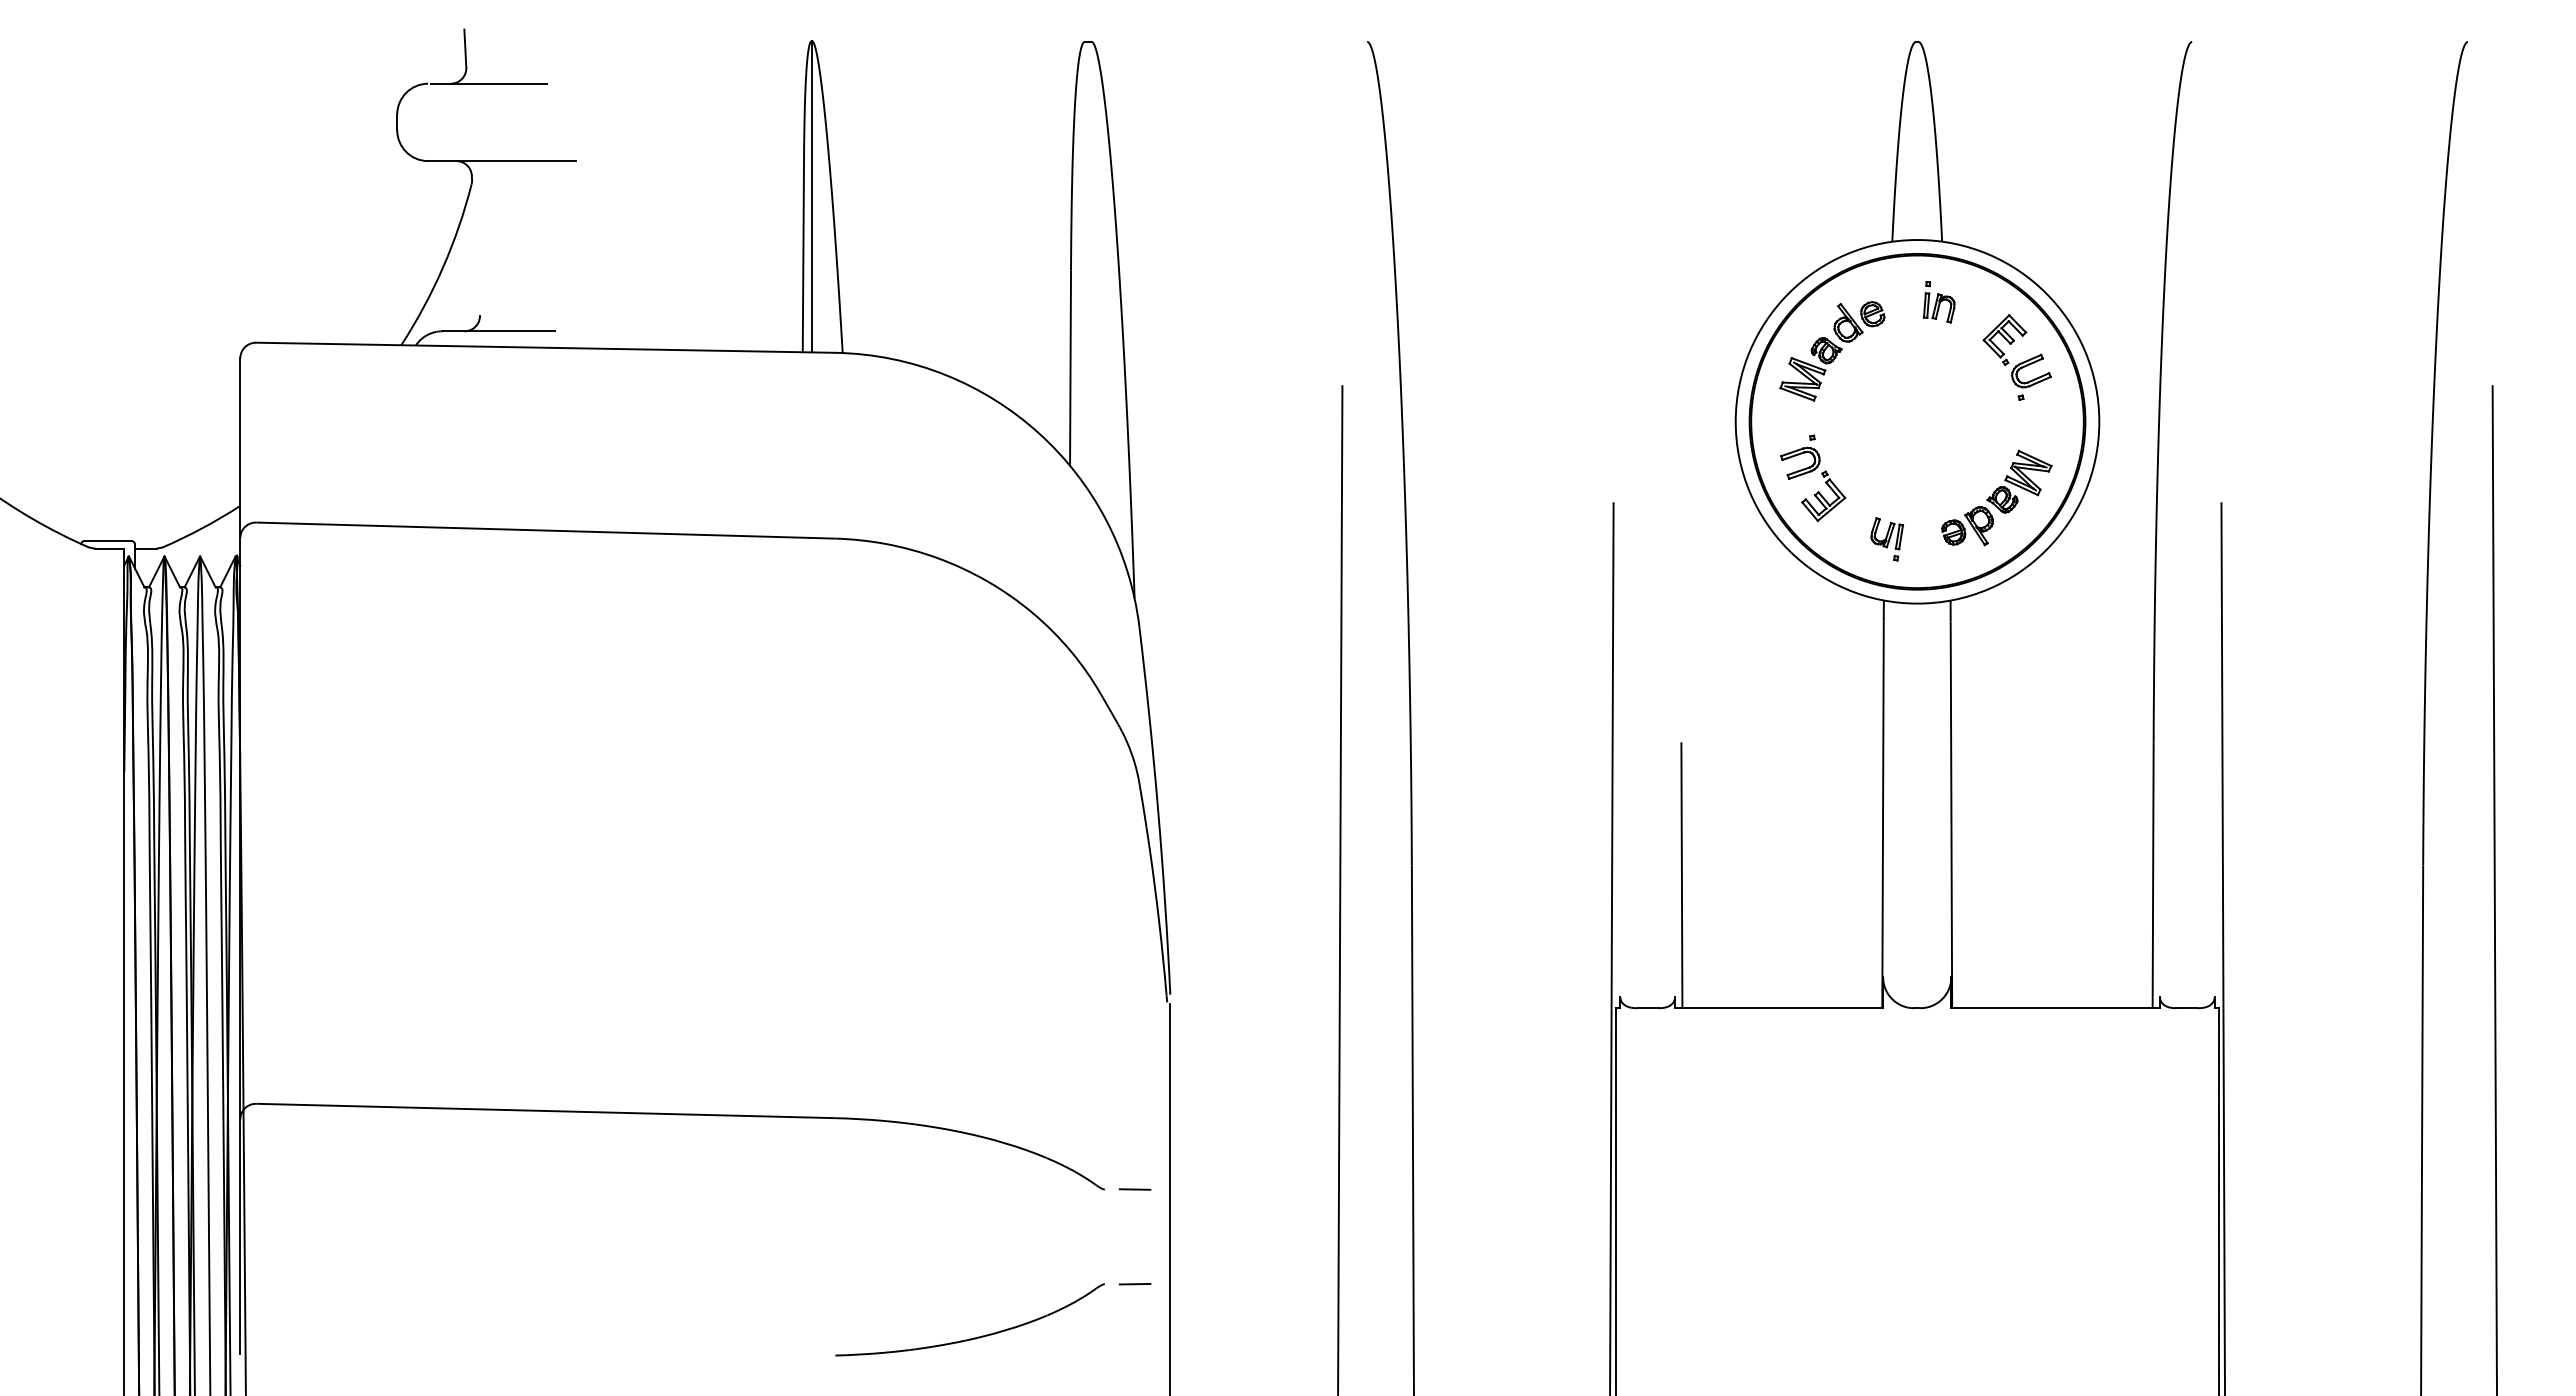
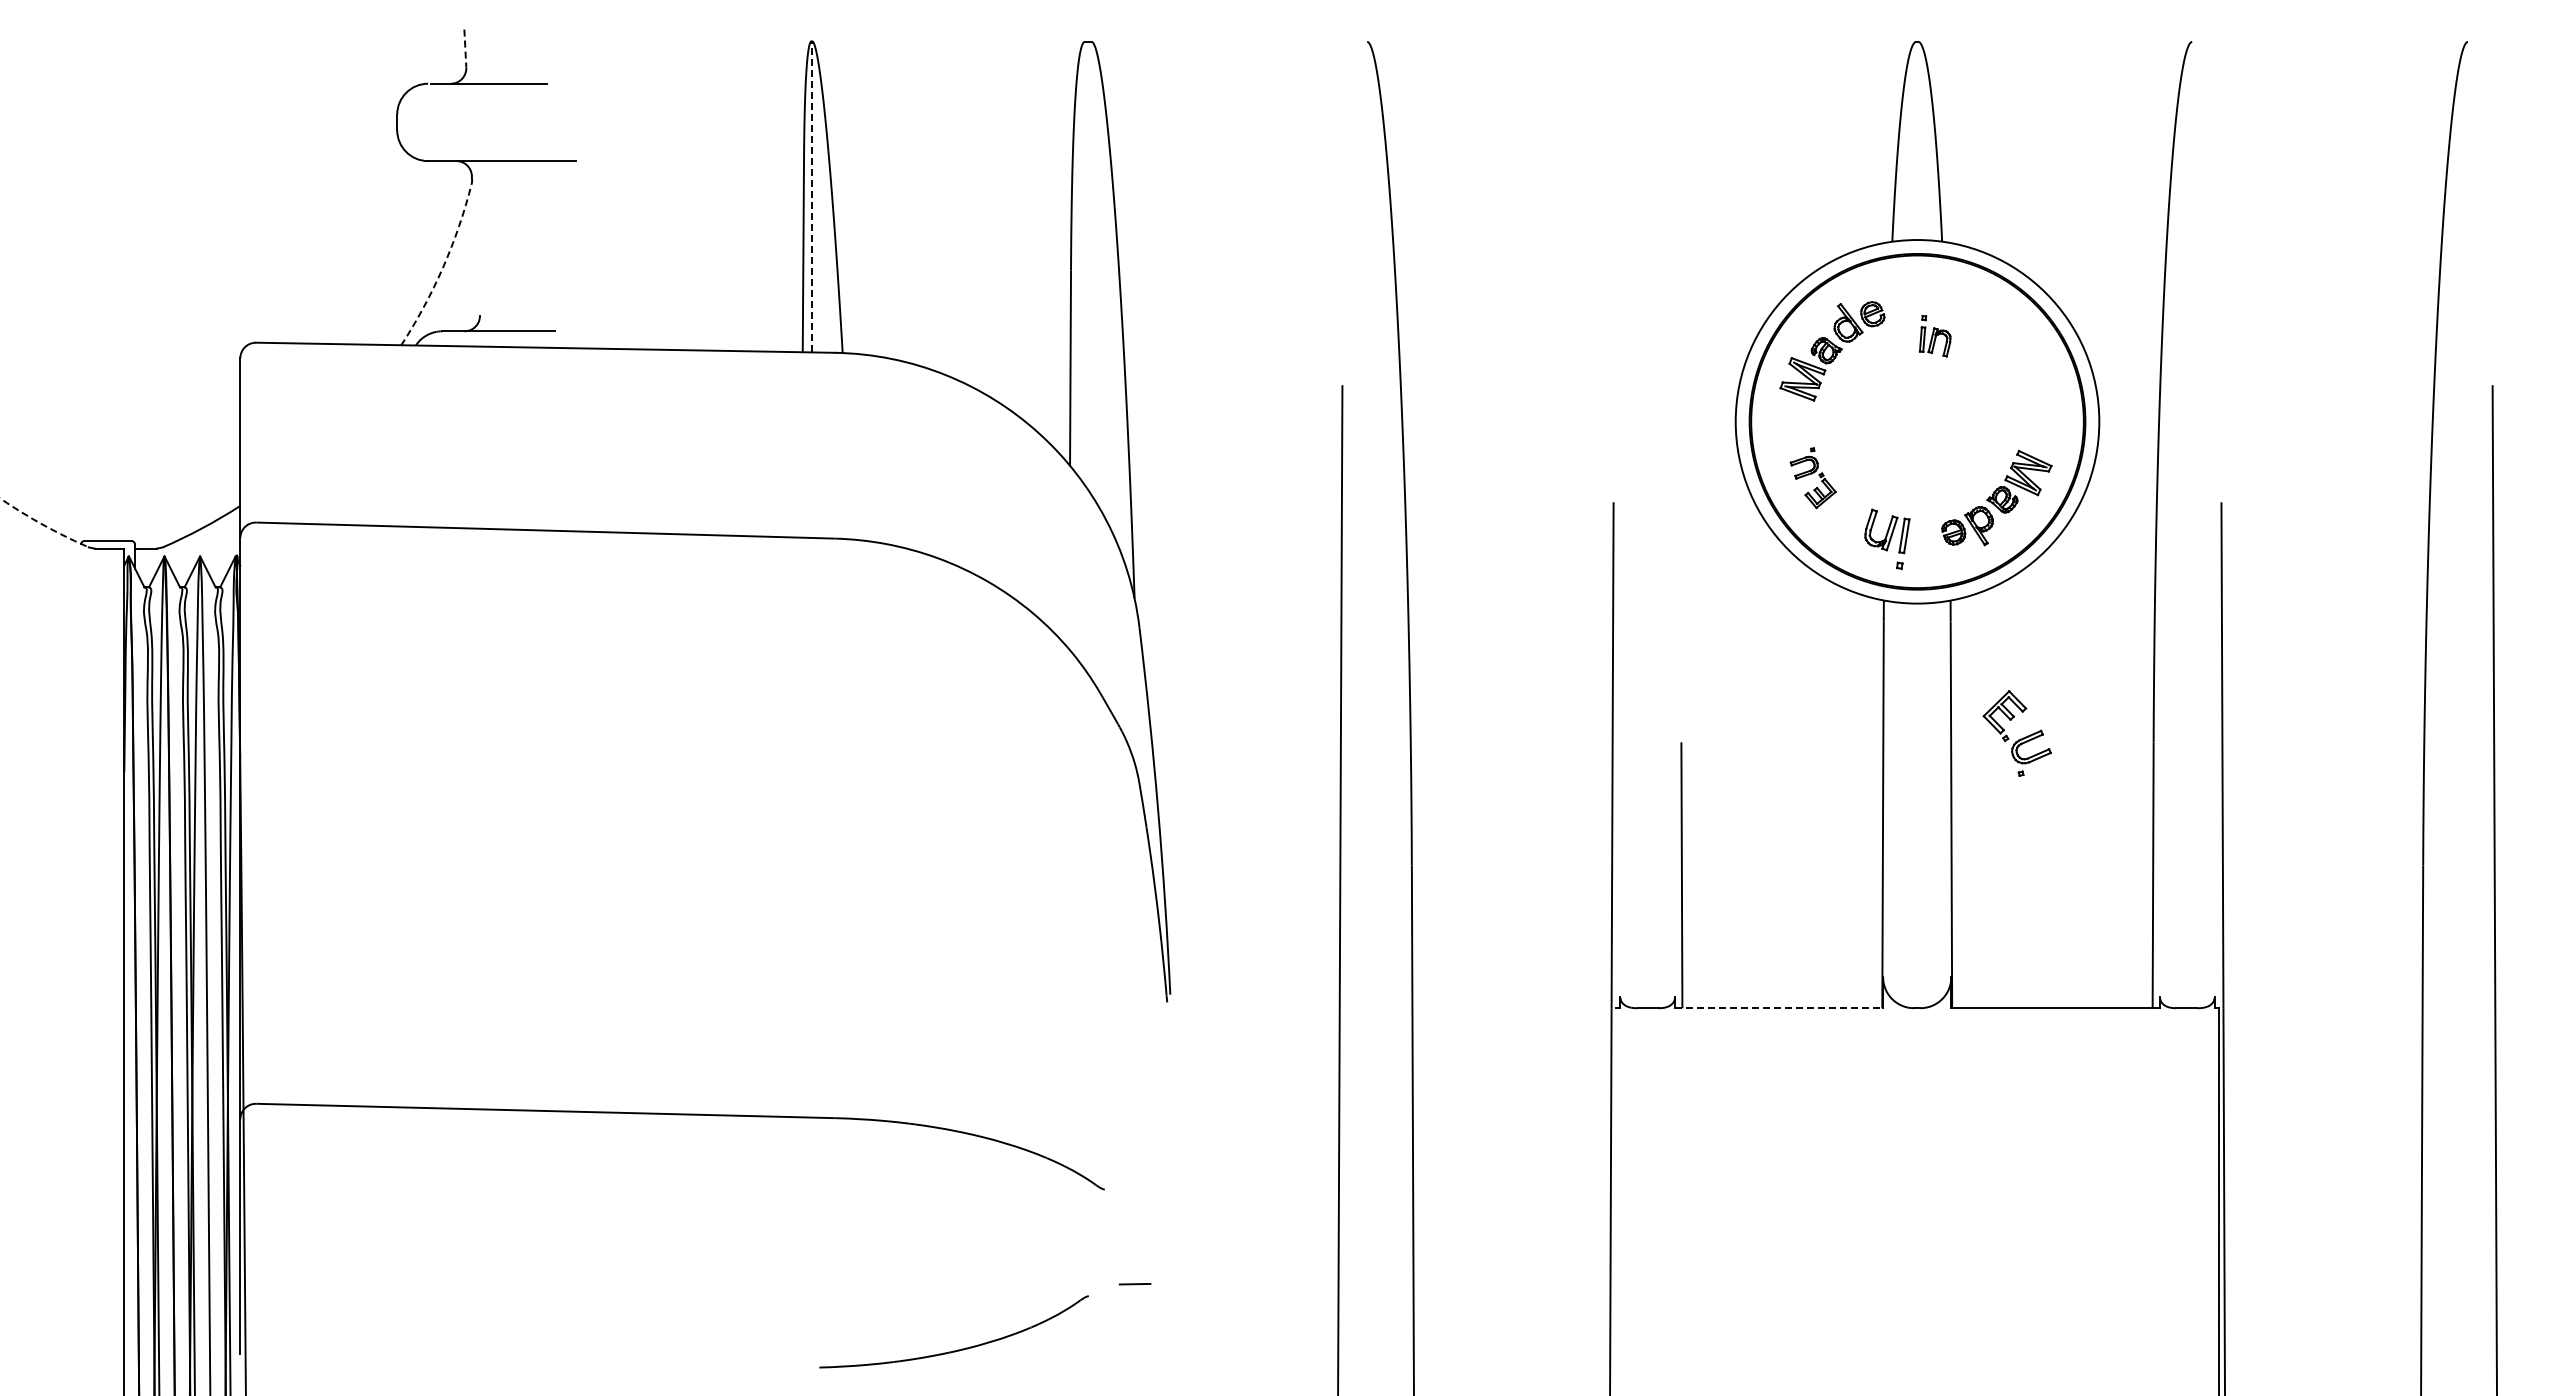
line: solid -> dashed (465, 48)
line: solid -> dashed (812, 196)
arc: solid -> dashed (442, 267)
part position: (1938, 302) -> (1934, 336) (1934, 336)
part position: (2018, 363) -> (2018, 739) (2018, 739)
part size: 67x88 px -> 48x63 px (1812, 478)
arc: solid -> dashed (43, 524)
part size: 34x45 px -> 47x62 px (1887, 538)
line: solid -> dashed (1779, 1008)
line: present -> none (1134, 1189)
line: present -> none (1170, 1198)
line: present -> none (1615, 1200)
part position: (973, 1337) -> (957, 1349) (957, 1349)
